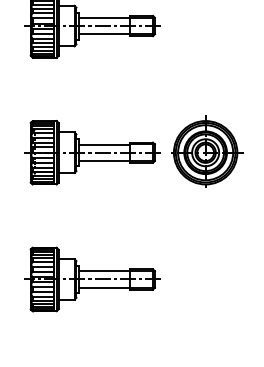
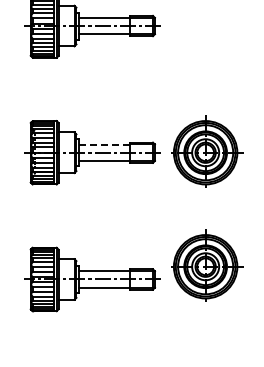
line: solid -> dashed (103, 144)
part: none -> present (207, 265)
